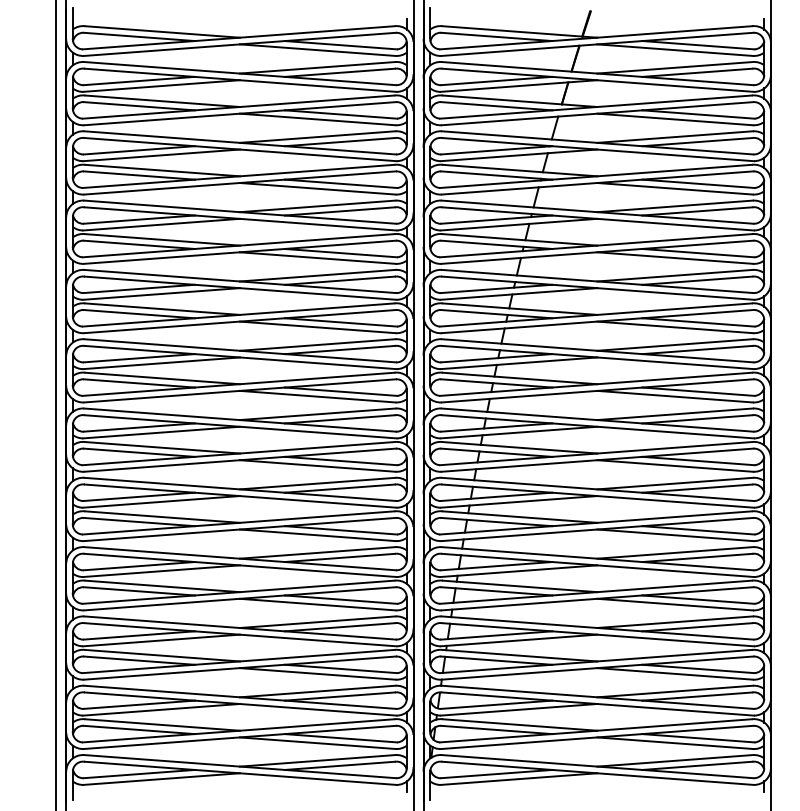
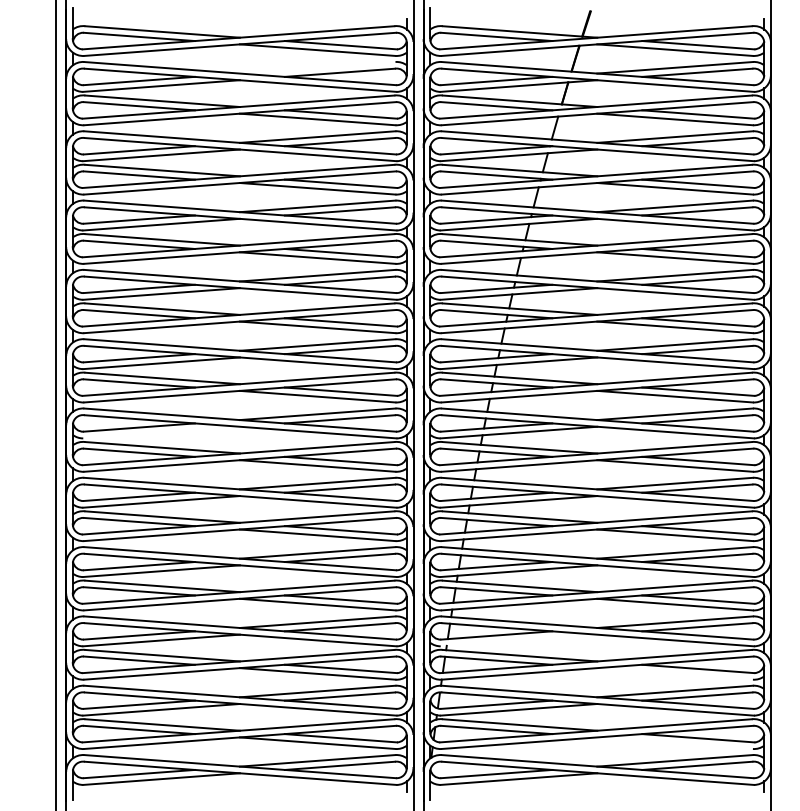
line: present -> none (317, 67)
line: present -> none (161, 432)
line: present -> none (518, 640)
line: present -> none (674, 673)
line: present -> none (674, 742)
